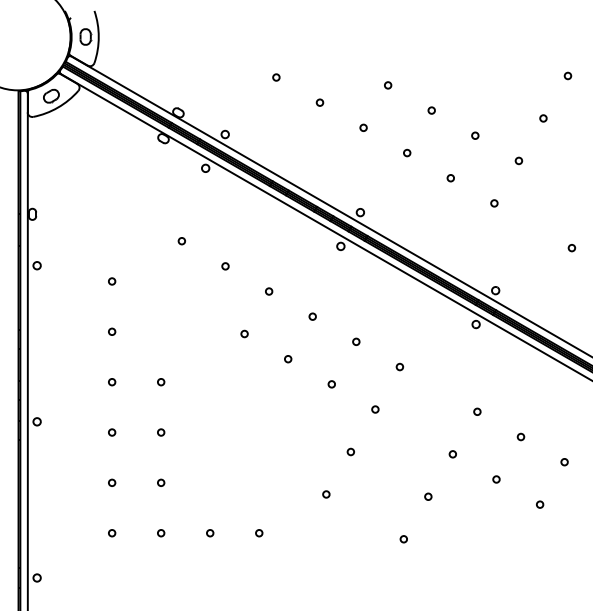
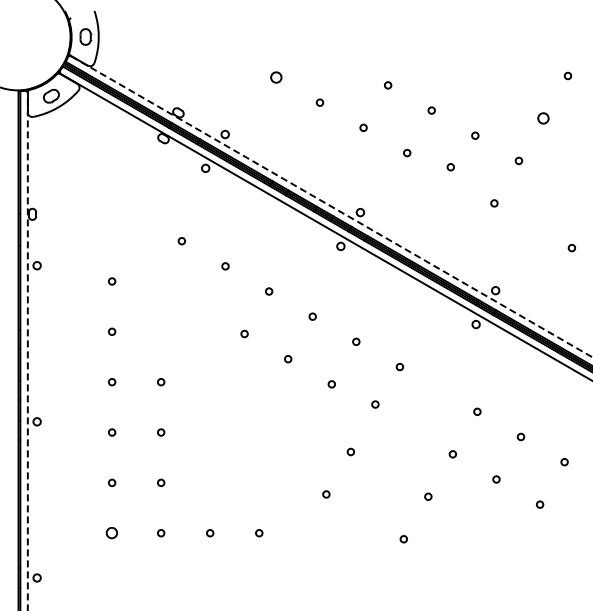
circle size: 9x9 px -> 13x13 px (276, 77)
circle size: 9x9 px -> 13x13 px (543, 118)
circle position: (450, 178) -> (450, 167) (450, 167)
line: solid -> dashed (332, 207)
line: solid -> dashed (27, 351)
circle position: (375, 409) -> (375, 404) (375, 404)
circle size: 9x9 px -> 13x13 px (111, 533)
